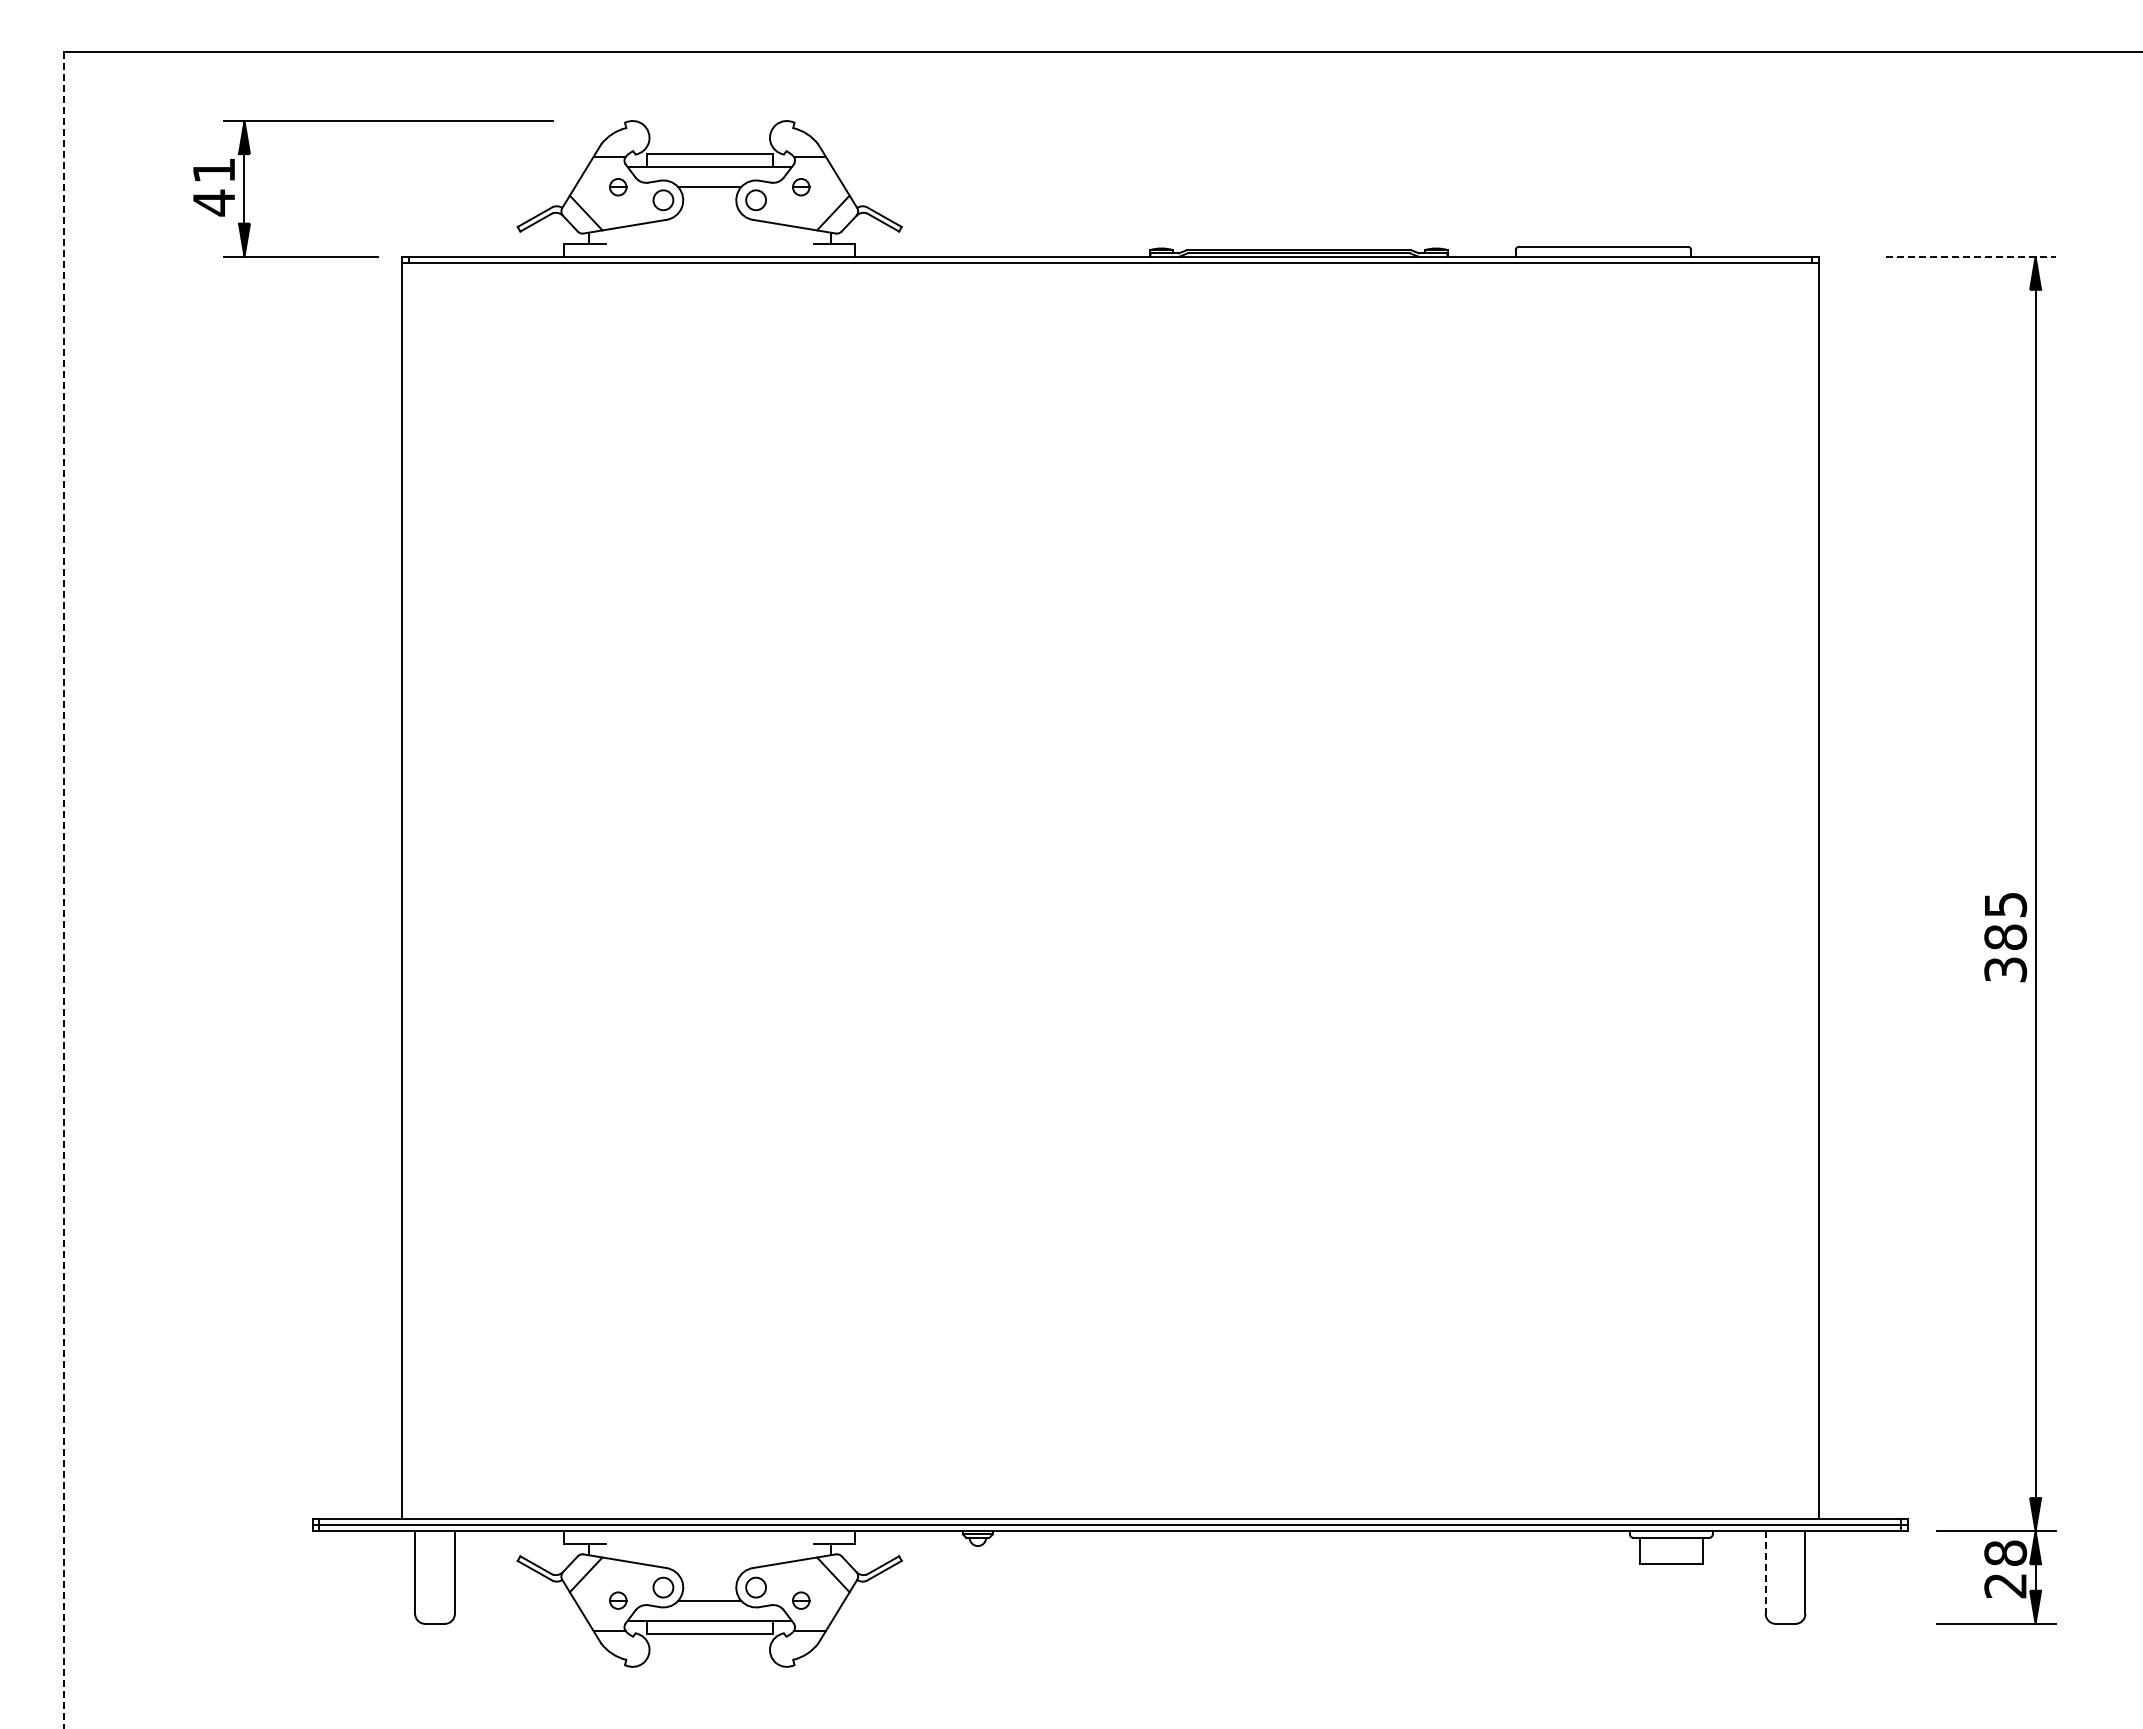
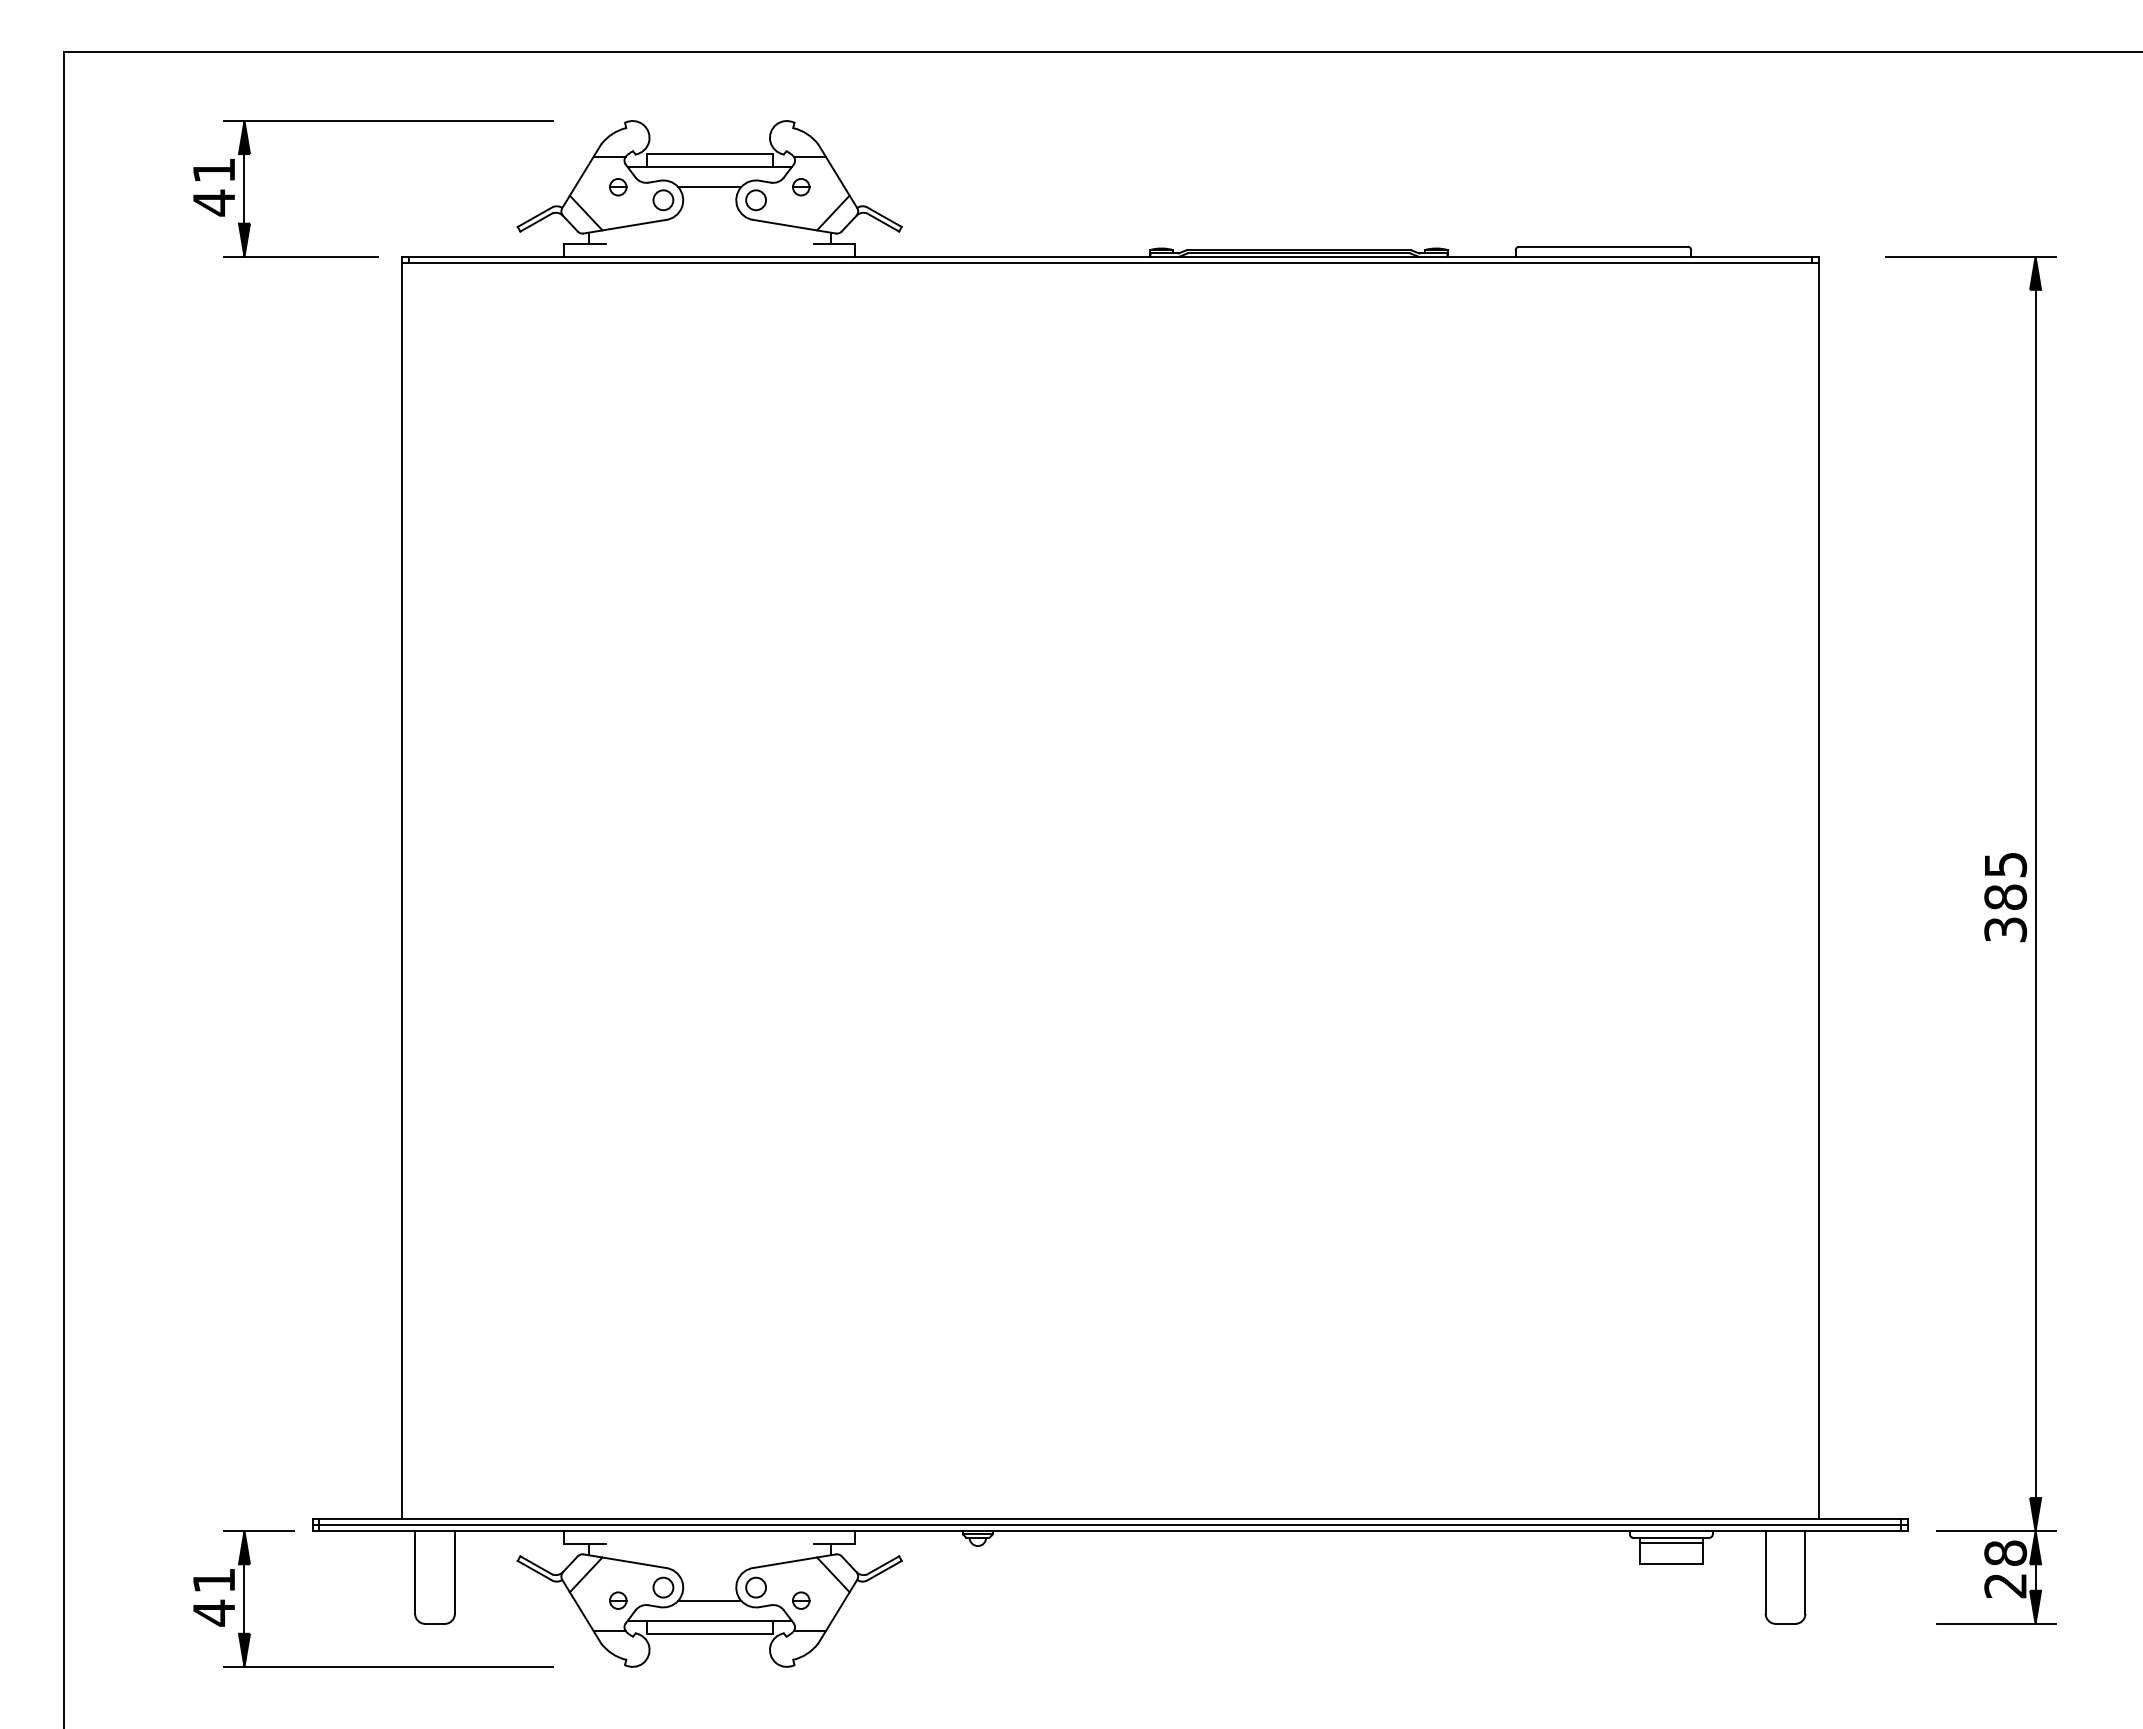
line: dashed -> solid (1971, 256)
line: dashed -> solid (64, 890)
text position: (2005, 937) -> (2005, 897) (2005, 897)
line: none -> present (1670, 1542)
line: dashed -> solid (1765, 1573)
part: none -> present (373, 1666)
